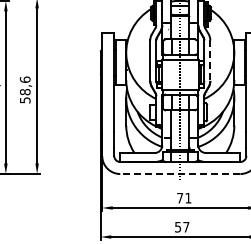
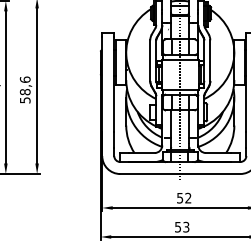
line: dashed -> solid (210, 61)
line: dashed -> solid (179, 174)
text: 71 -> 52 (184, 197)
text: 57 -> 53 (186, 226)
